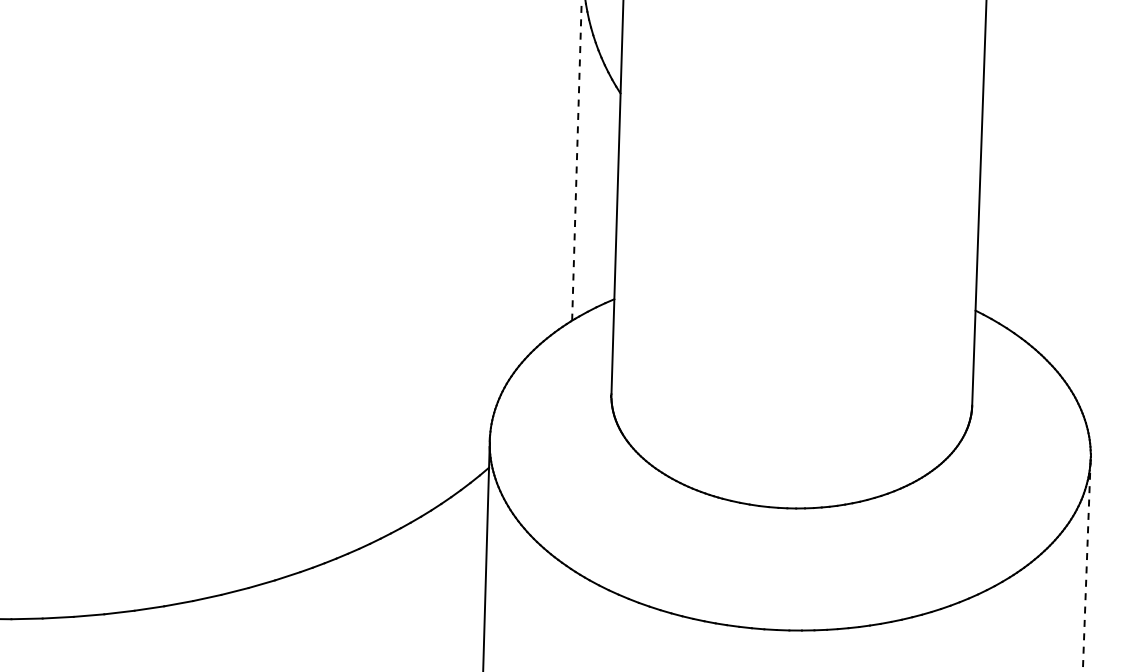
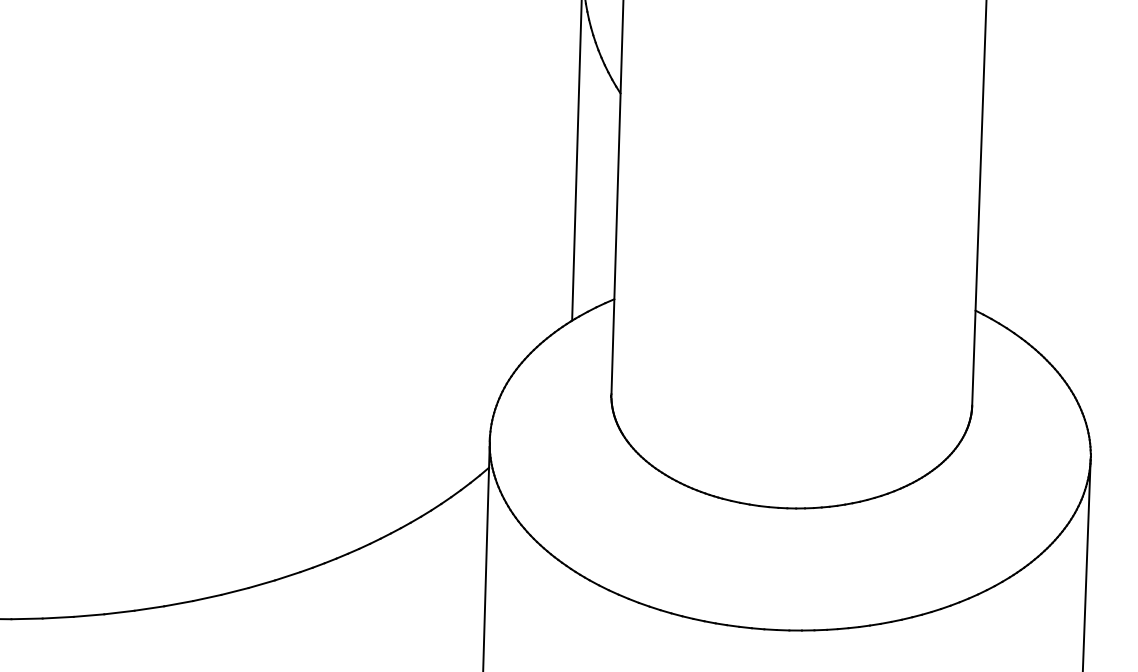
line: dashed -> solid (576, 159)
line: dashed -> solid (1086, 565)
